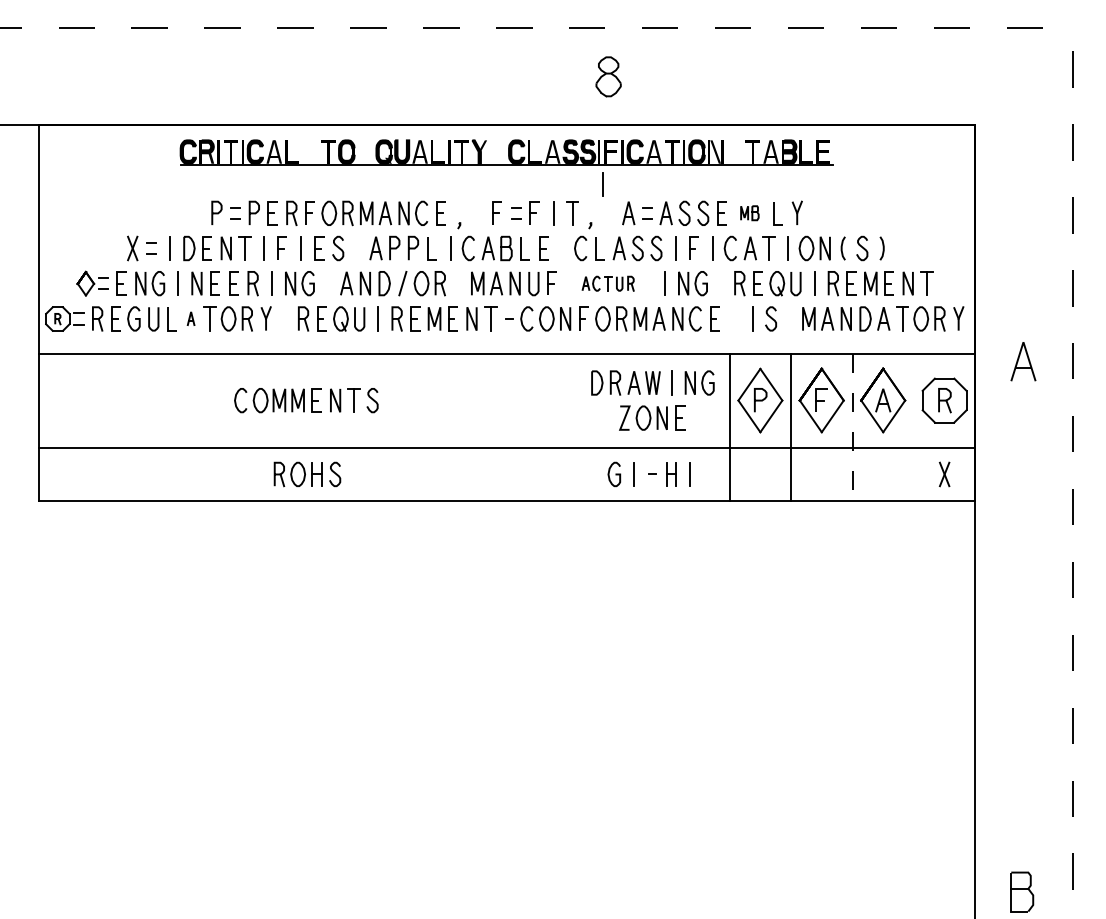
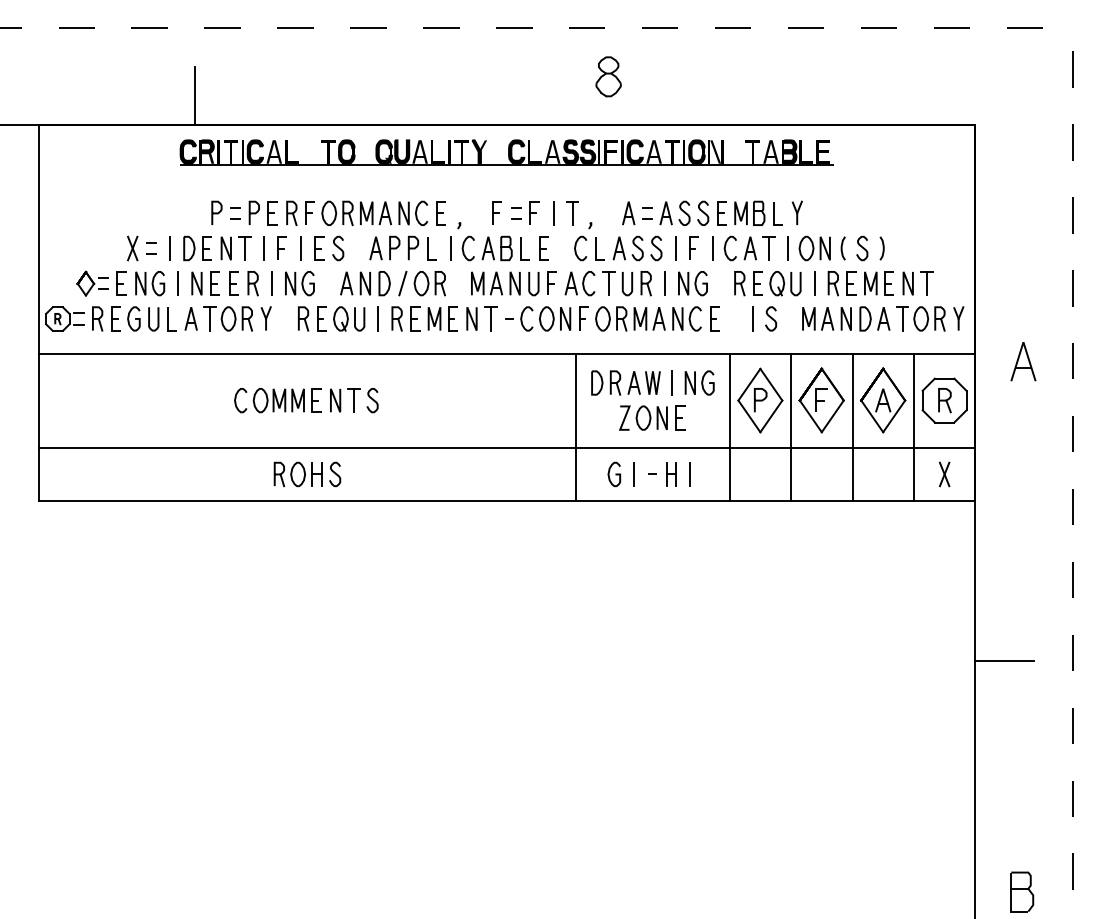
line: none -> present (195, 95)
line: present -> none (602, 184)
part size: 20x17 px -> 32x26 px (749, 212)
part size: 54x17 px -> 88x26 px (607, 283)
part size: 10x15 px -> 14x24 px (190, 318)
line: none -> present (576, 427)
line: dashed -> solid (852, 427)
line: none -> present (913, 427)
line: none -> present (1004, 661)
